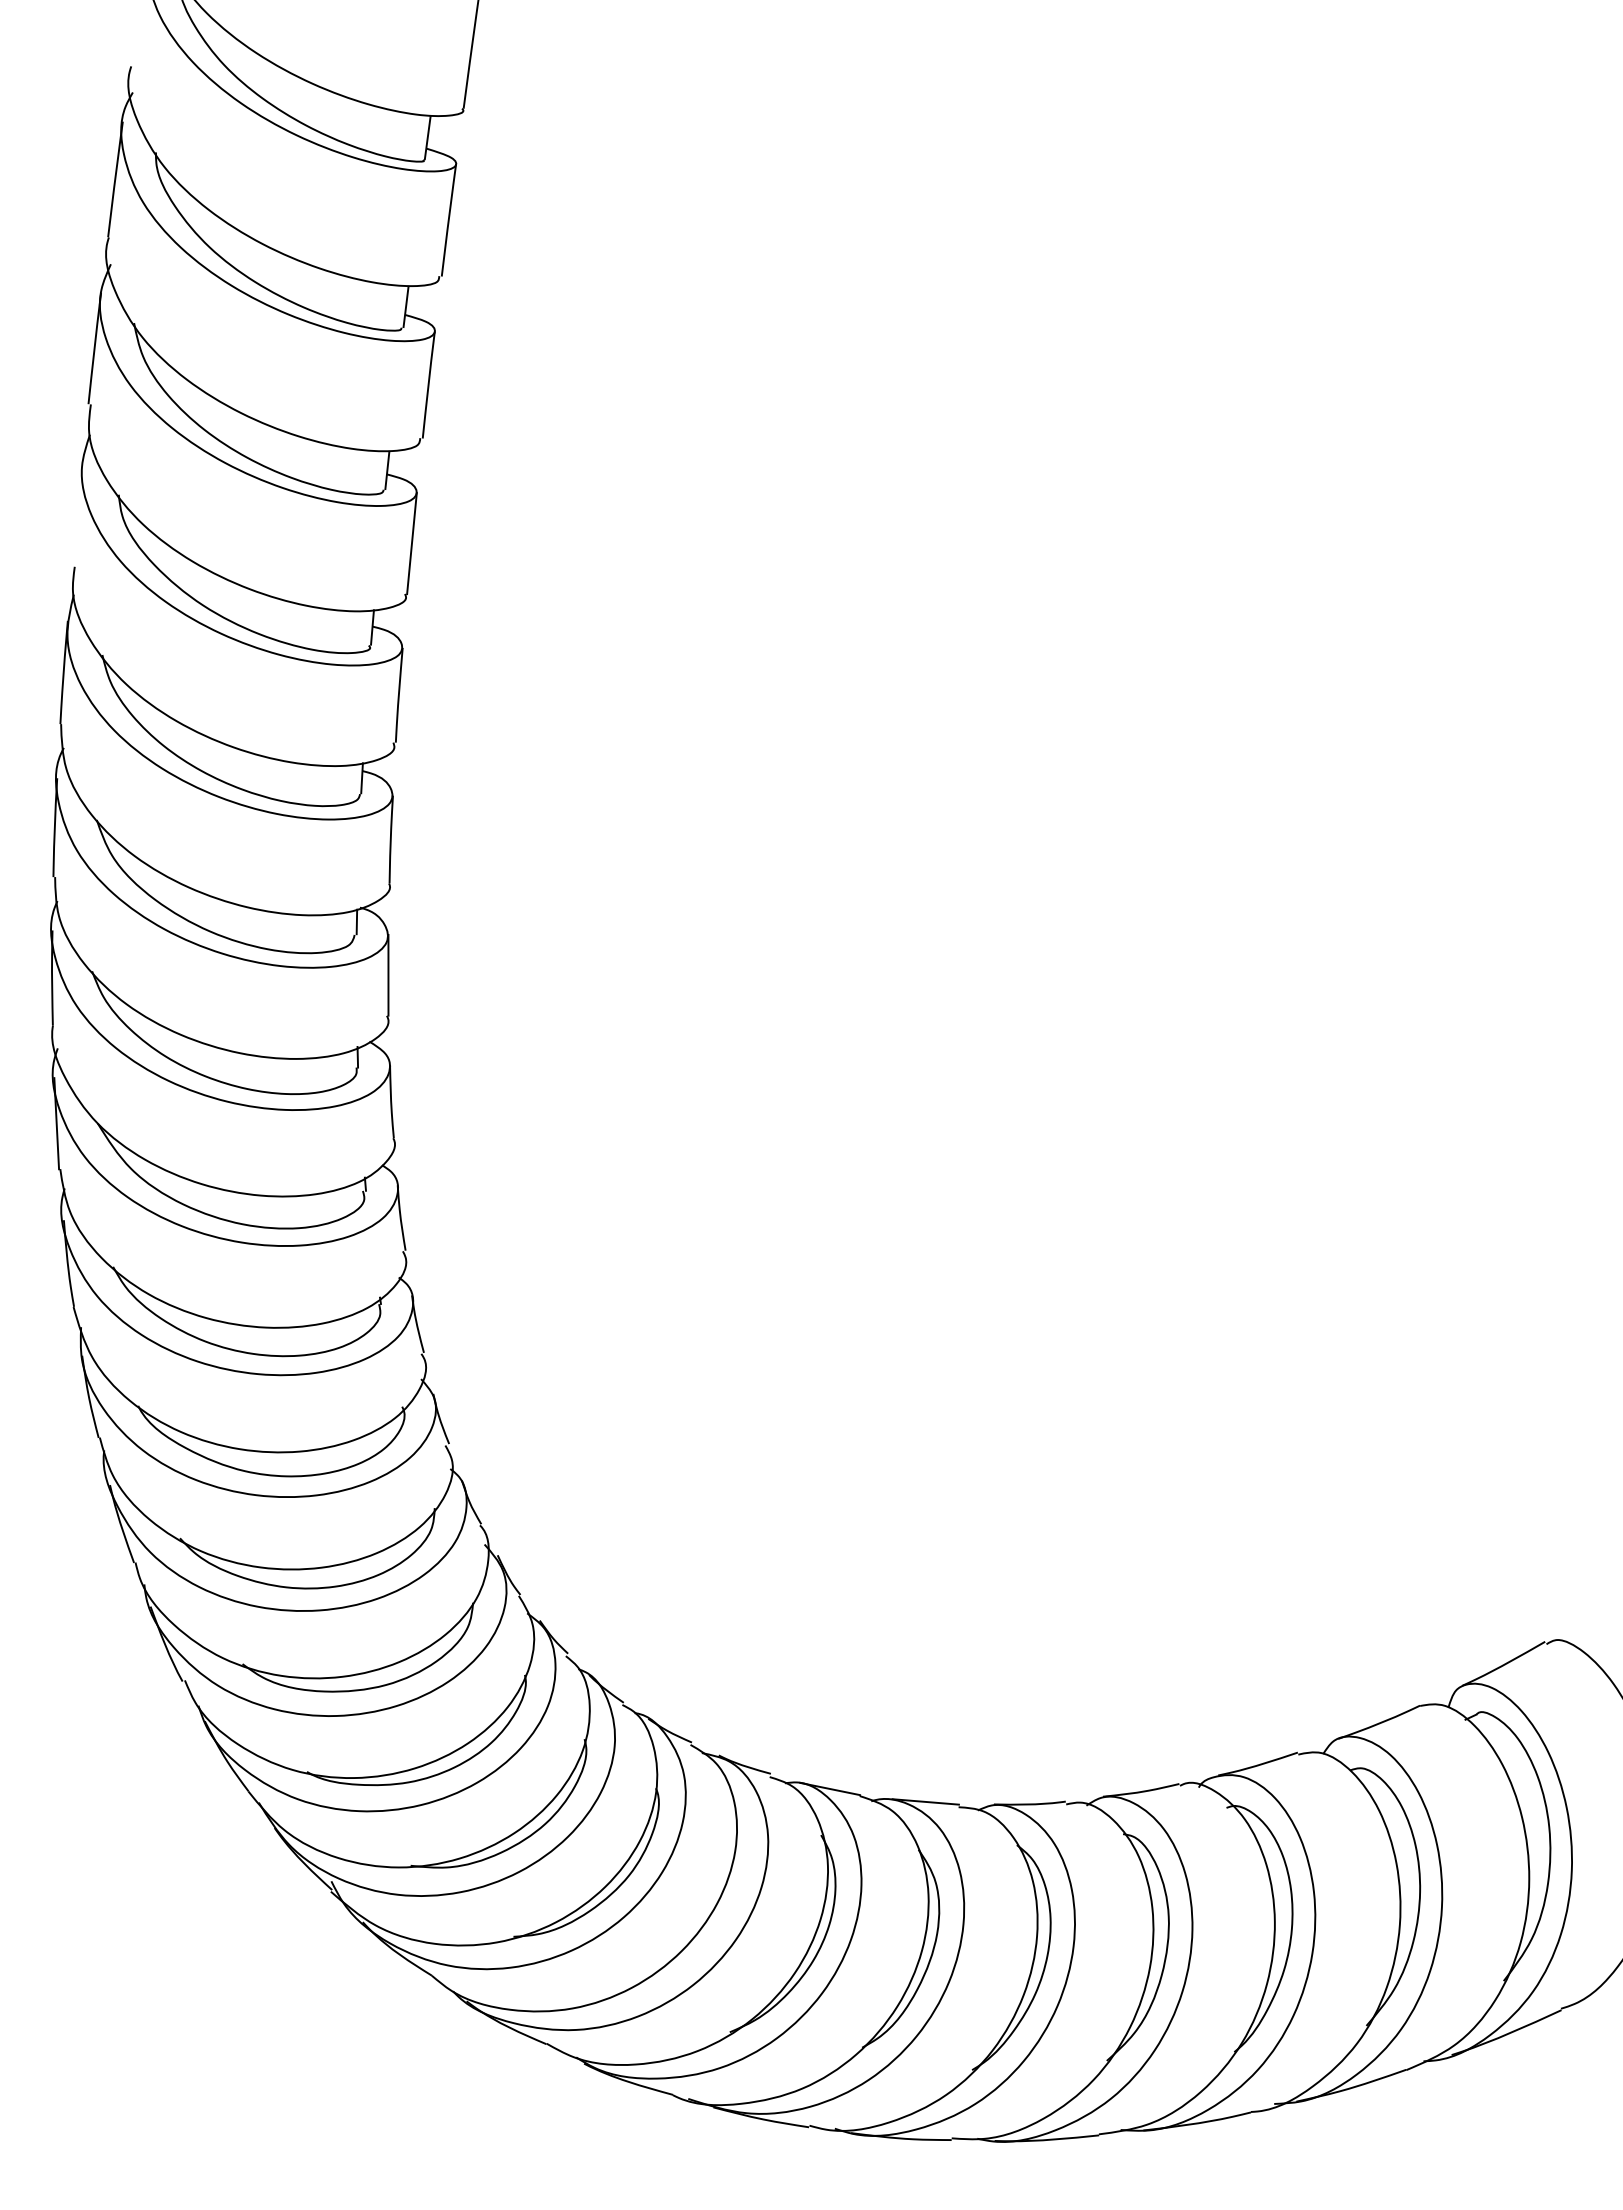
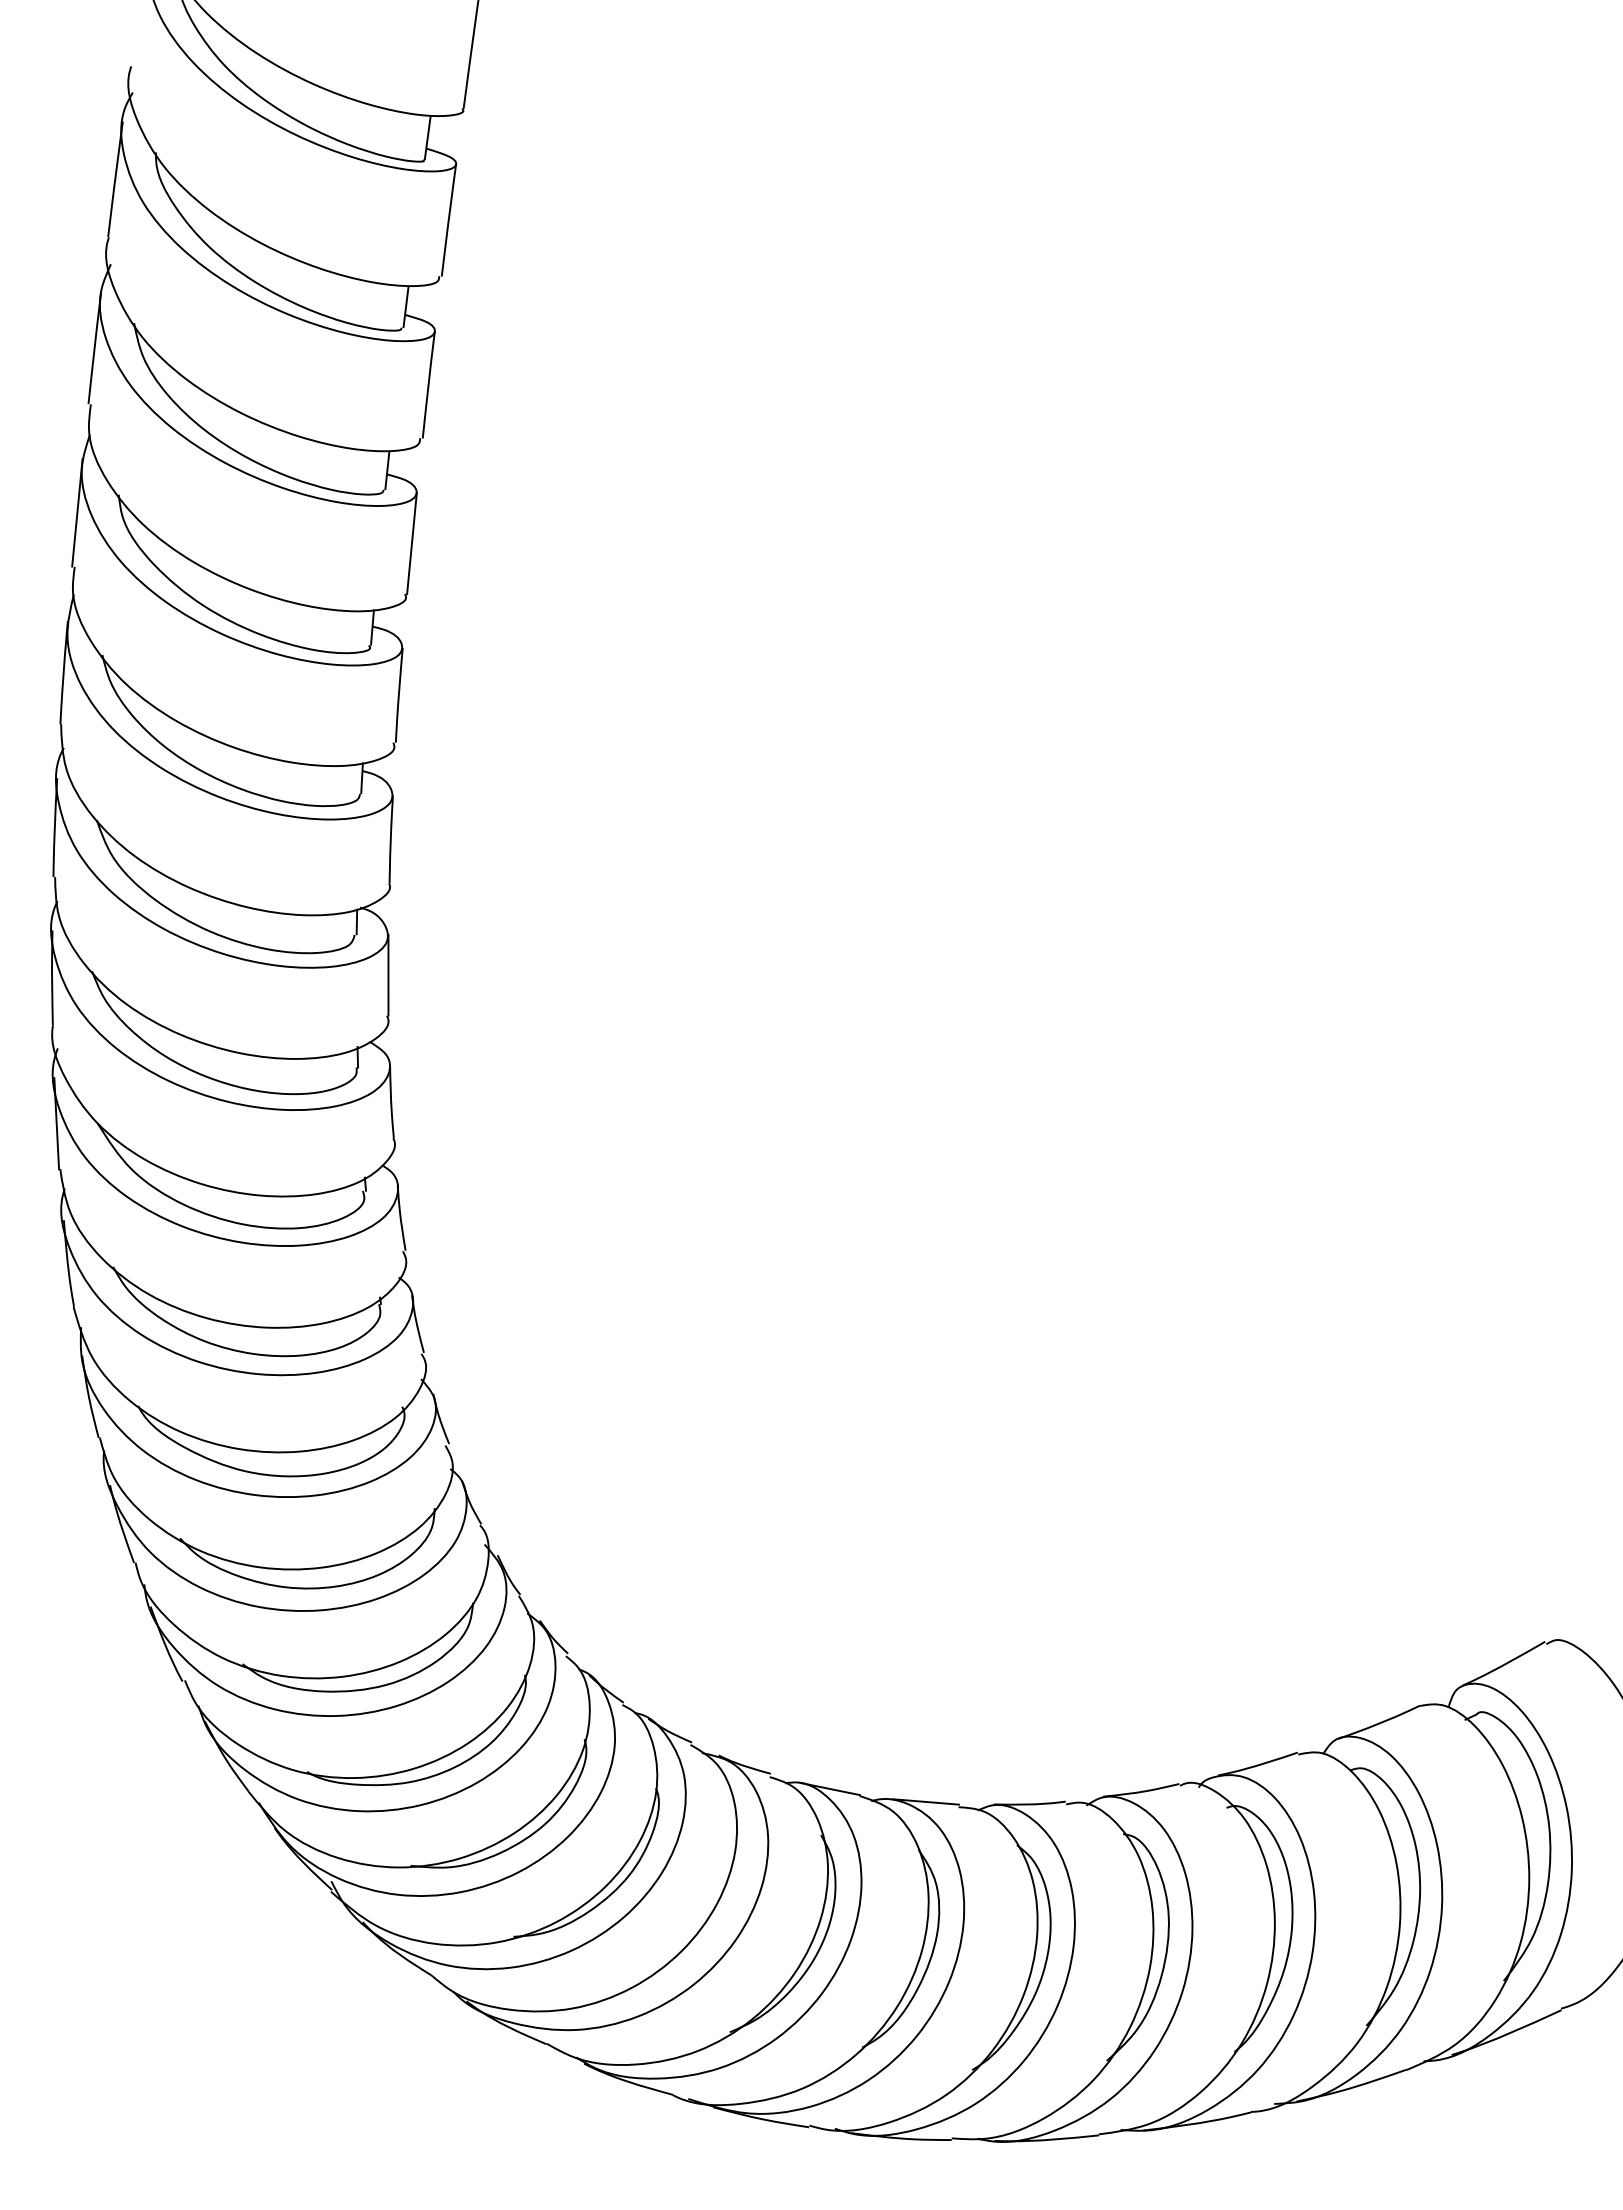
line: none -> present (77, 512)
